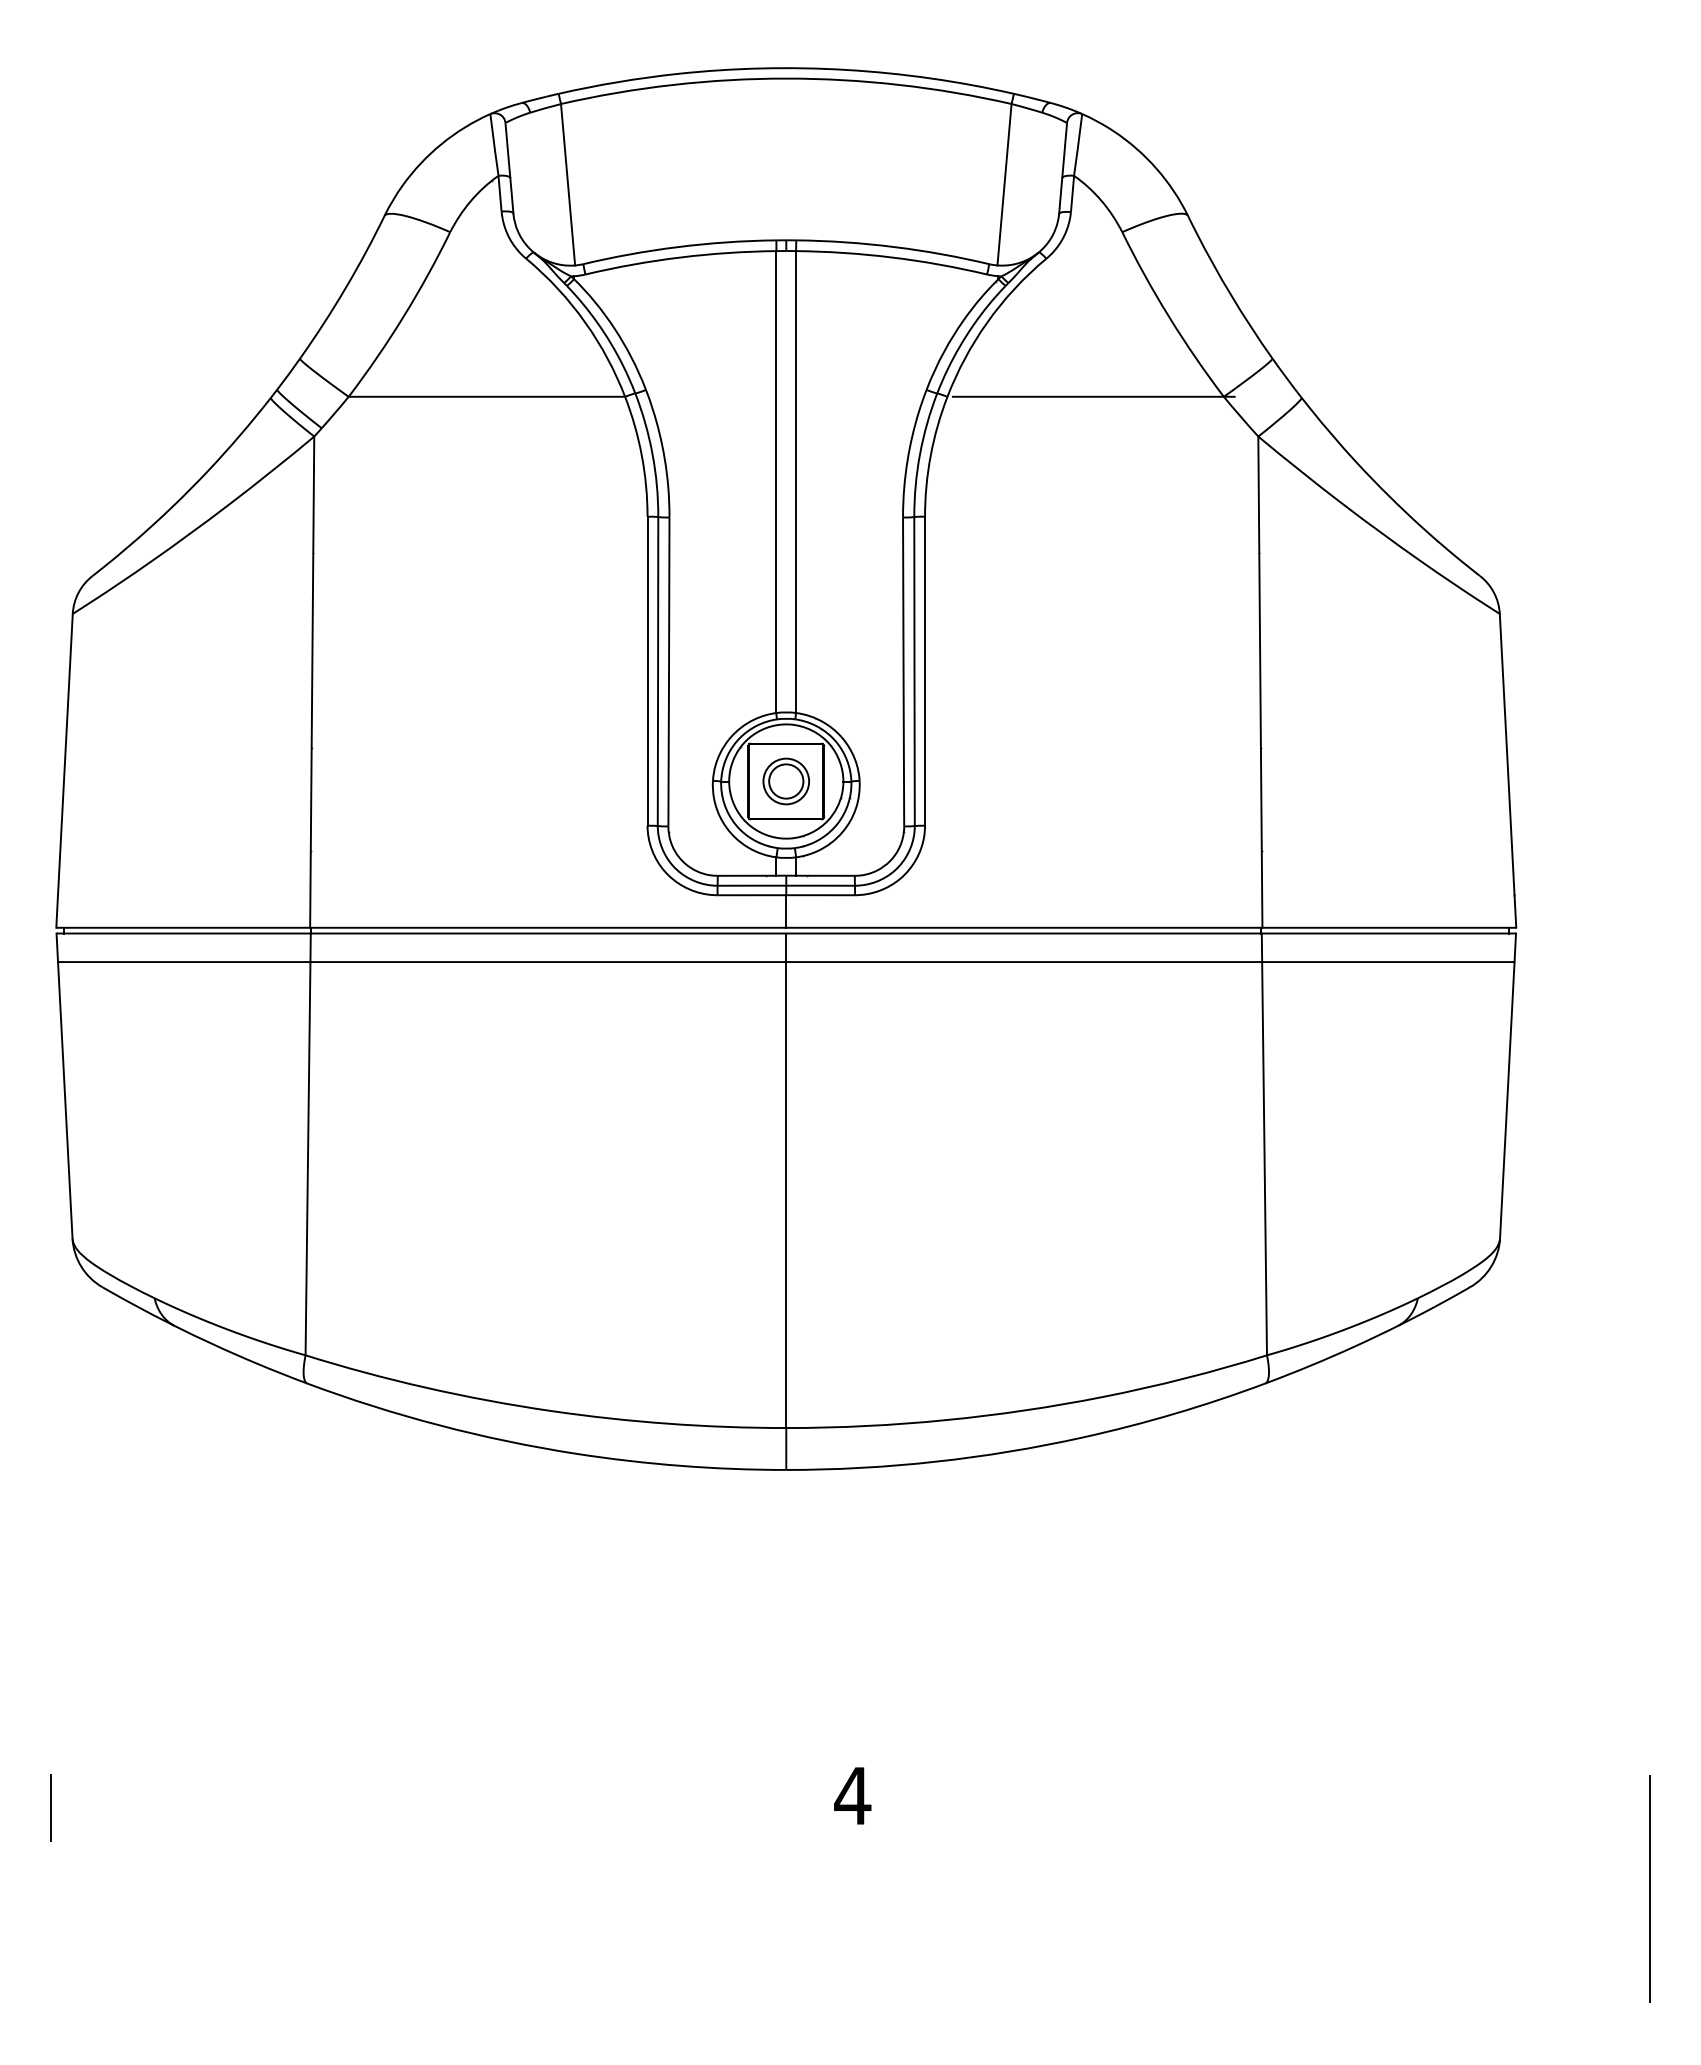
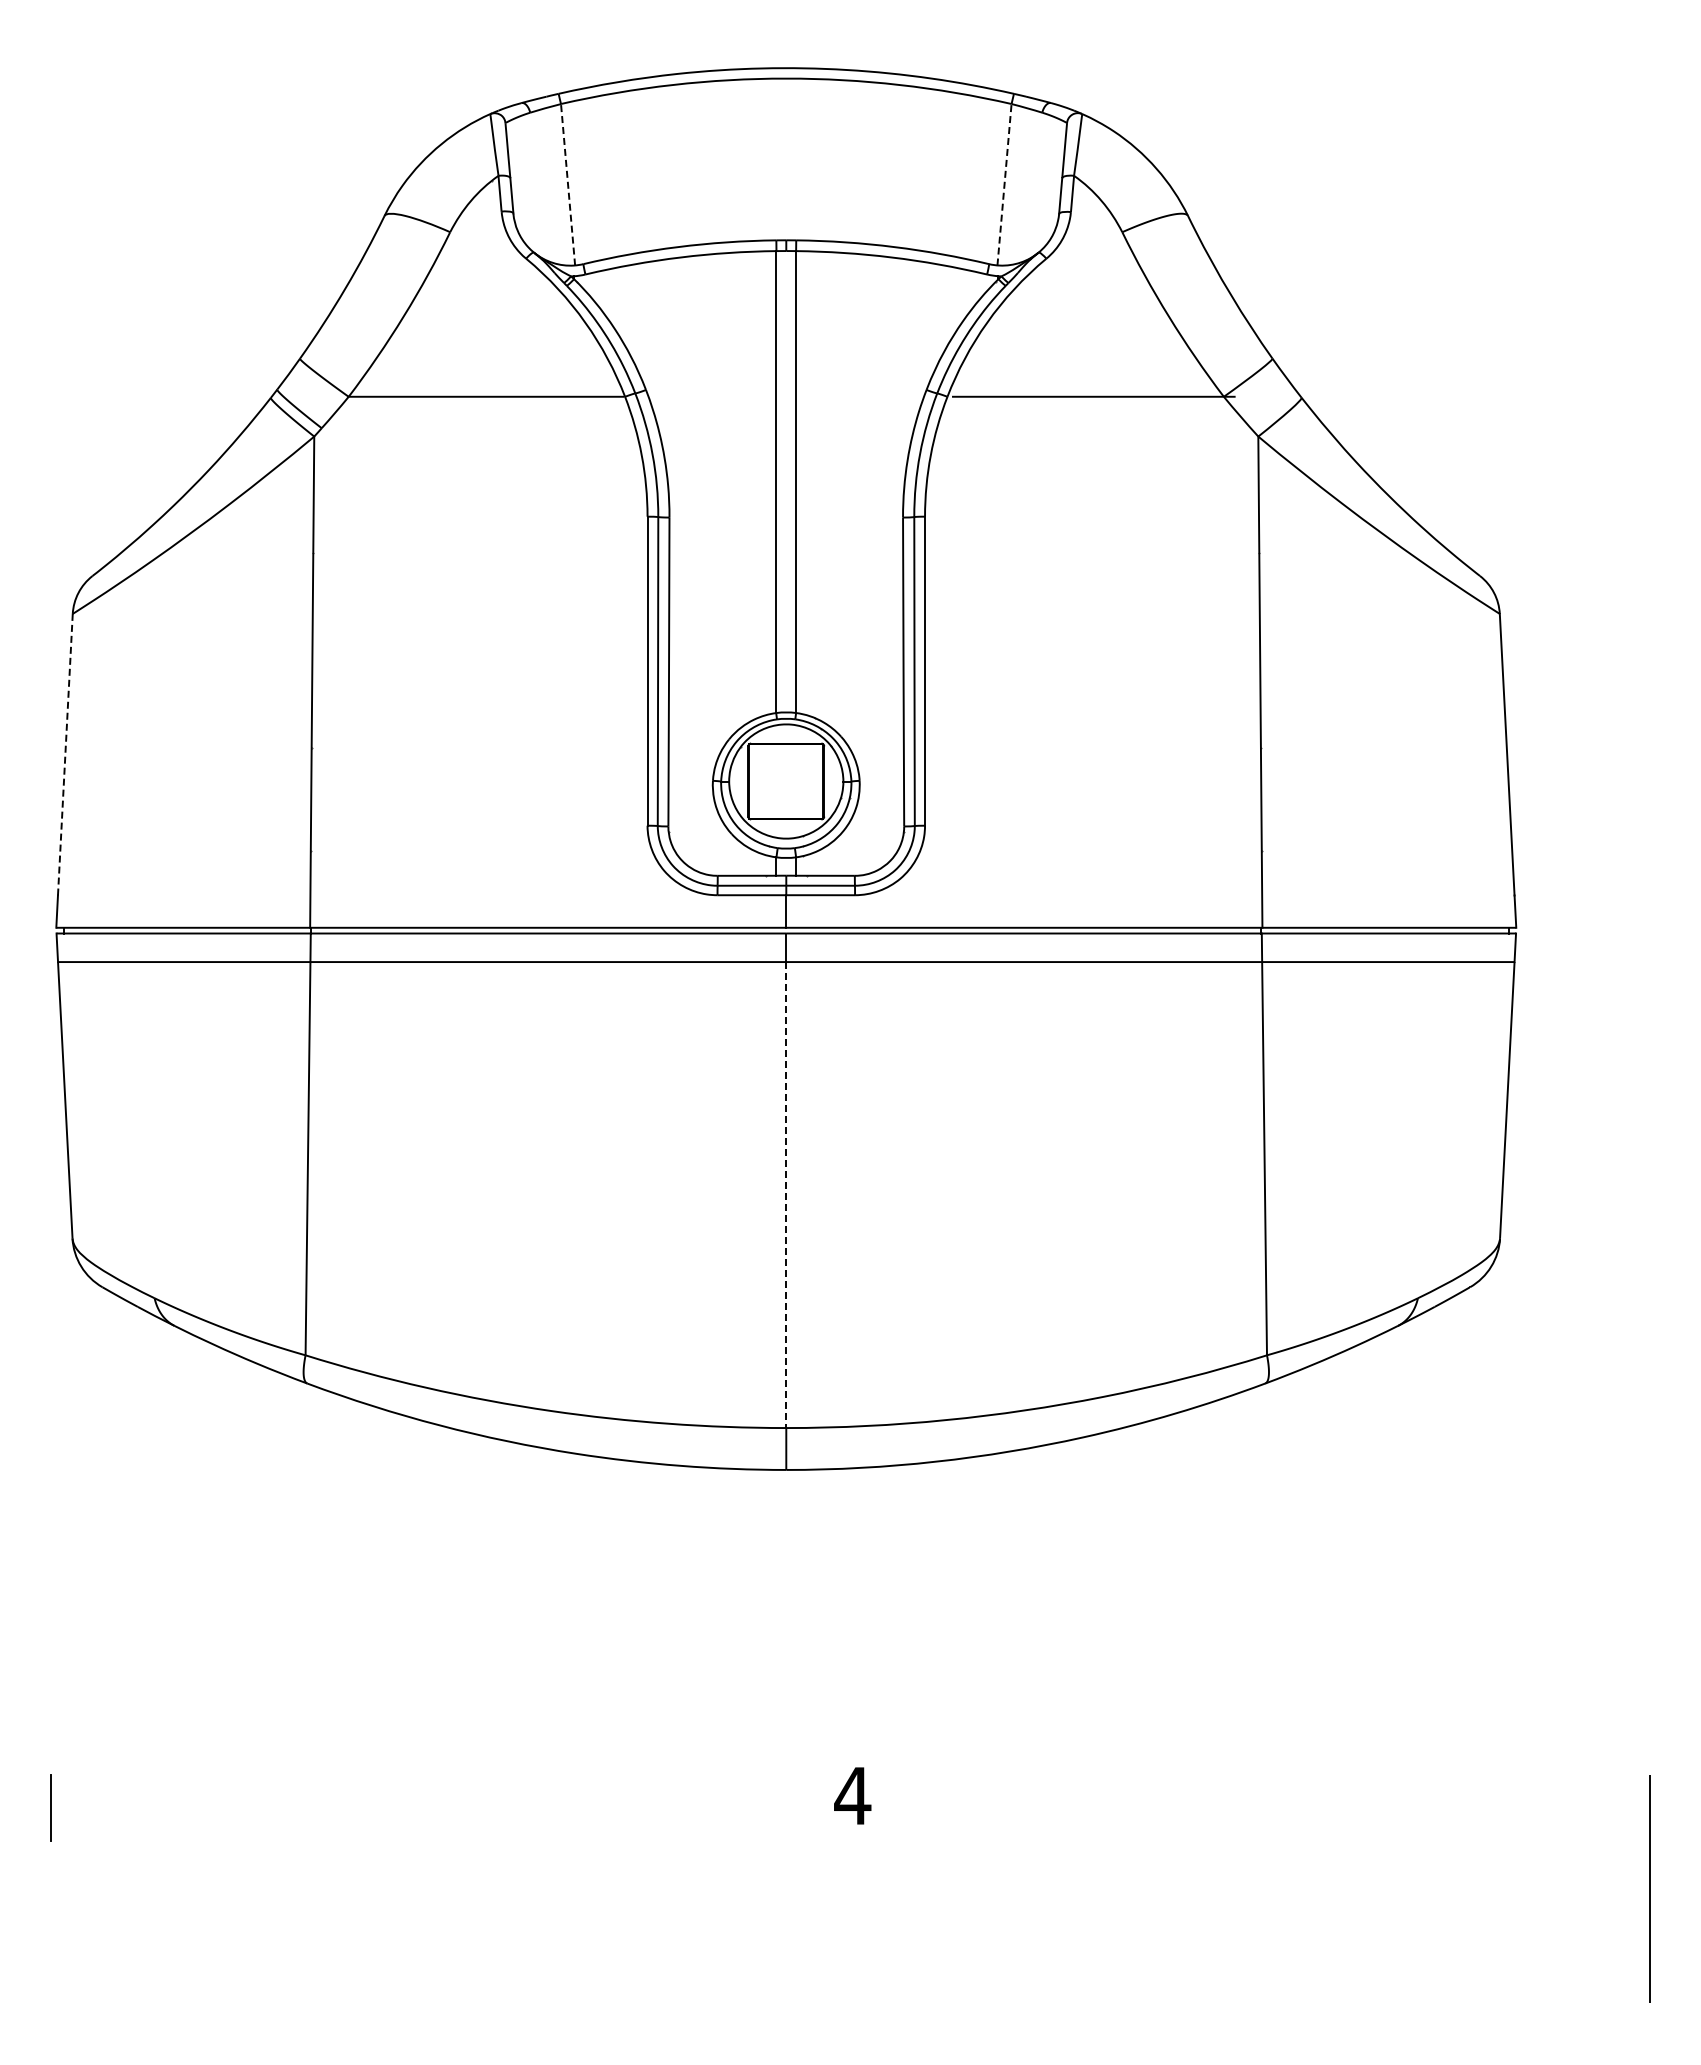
line: solid -> dashed (568, 184)
line: solid -> dashed (1004, 184)
line: solid -> dashed (65, 754)
part: present -> none (785, 781)
line: solid -> dashed (786, 1195)
